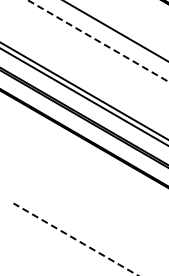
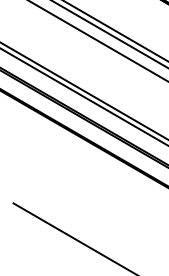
line: none -> present (109, 34)
line: dashed -> solid (97, 40)
line: dashed -> solid (75, 239)
